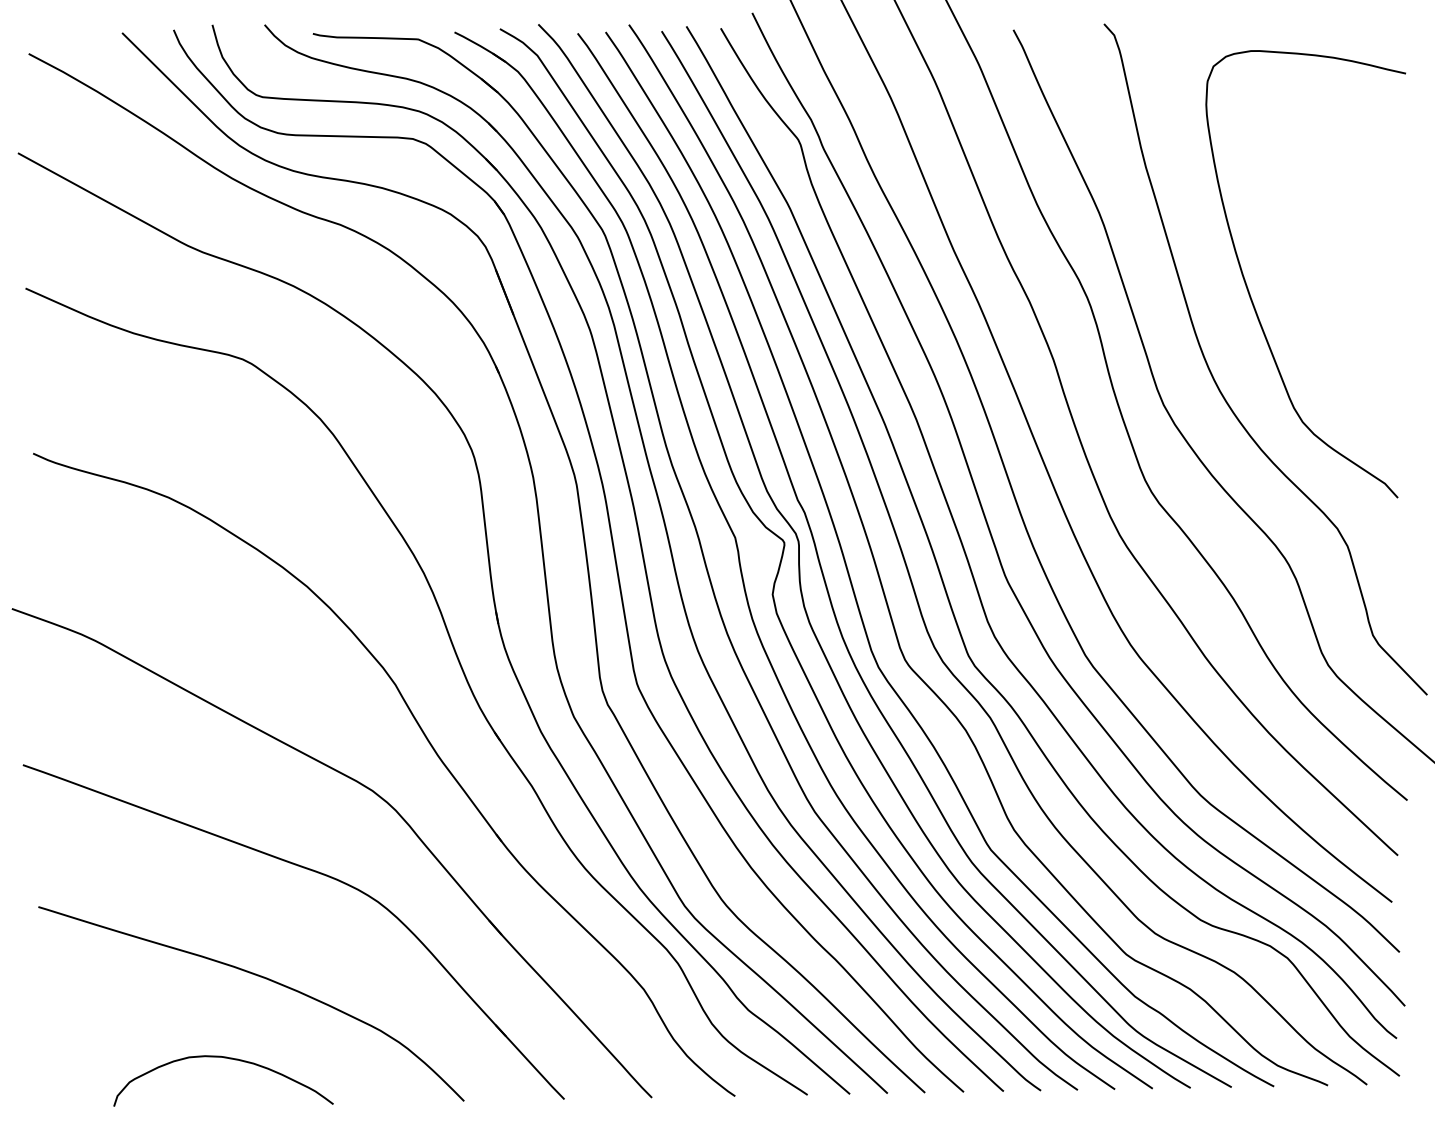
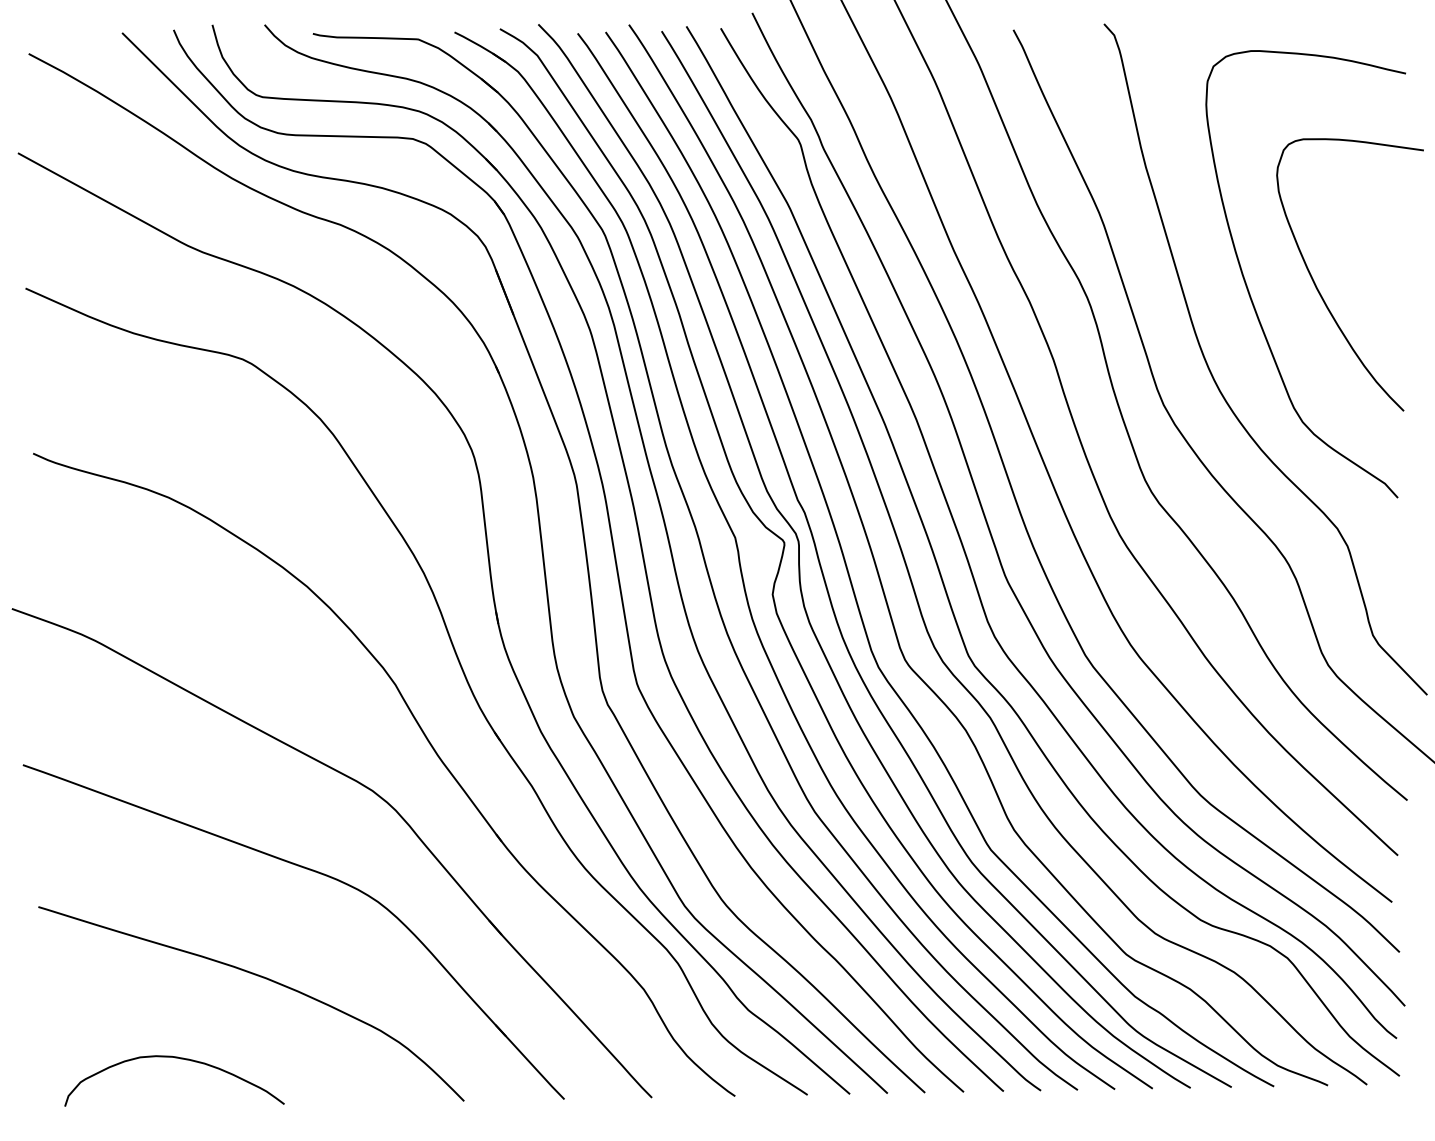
curve: none -> present (1319, 290)
curve position: (229, 1059) -> (180, 1059) (180, 1059)
